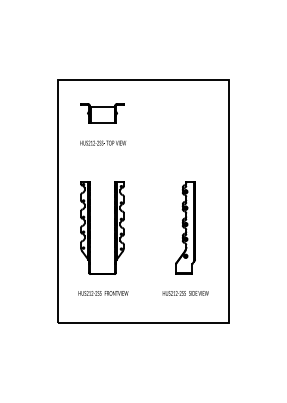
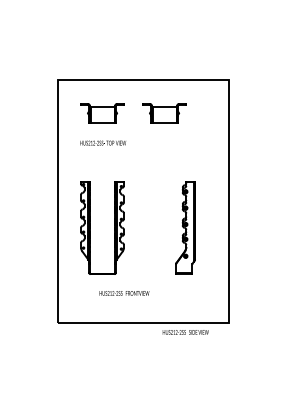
part: none -> present (164, 113)
text position: (103, 293) -> (124, 293) (124, 293)
text position: (185, 293) -> (185, 332) (185, 332)
